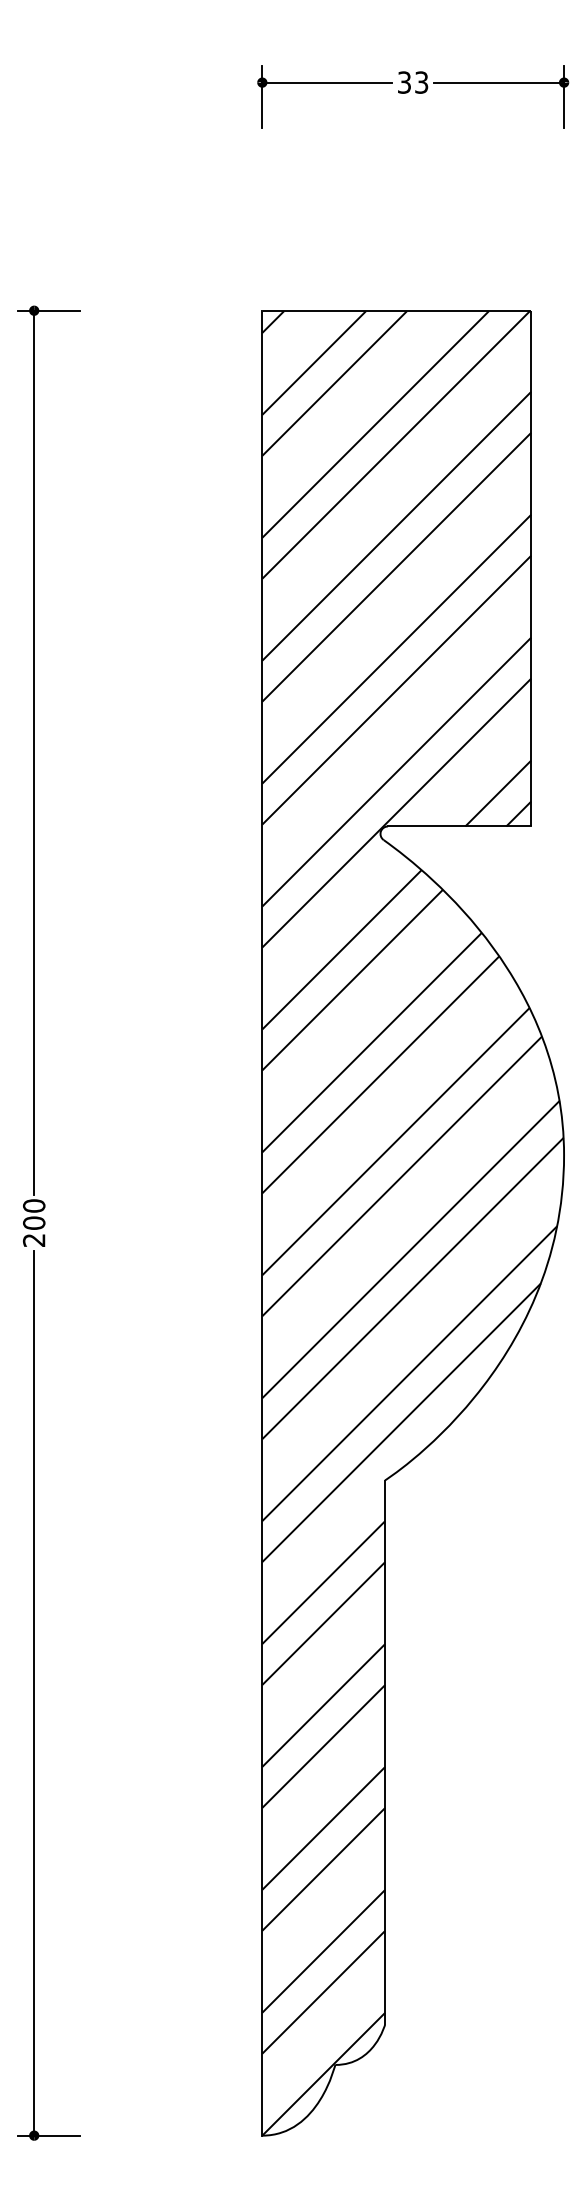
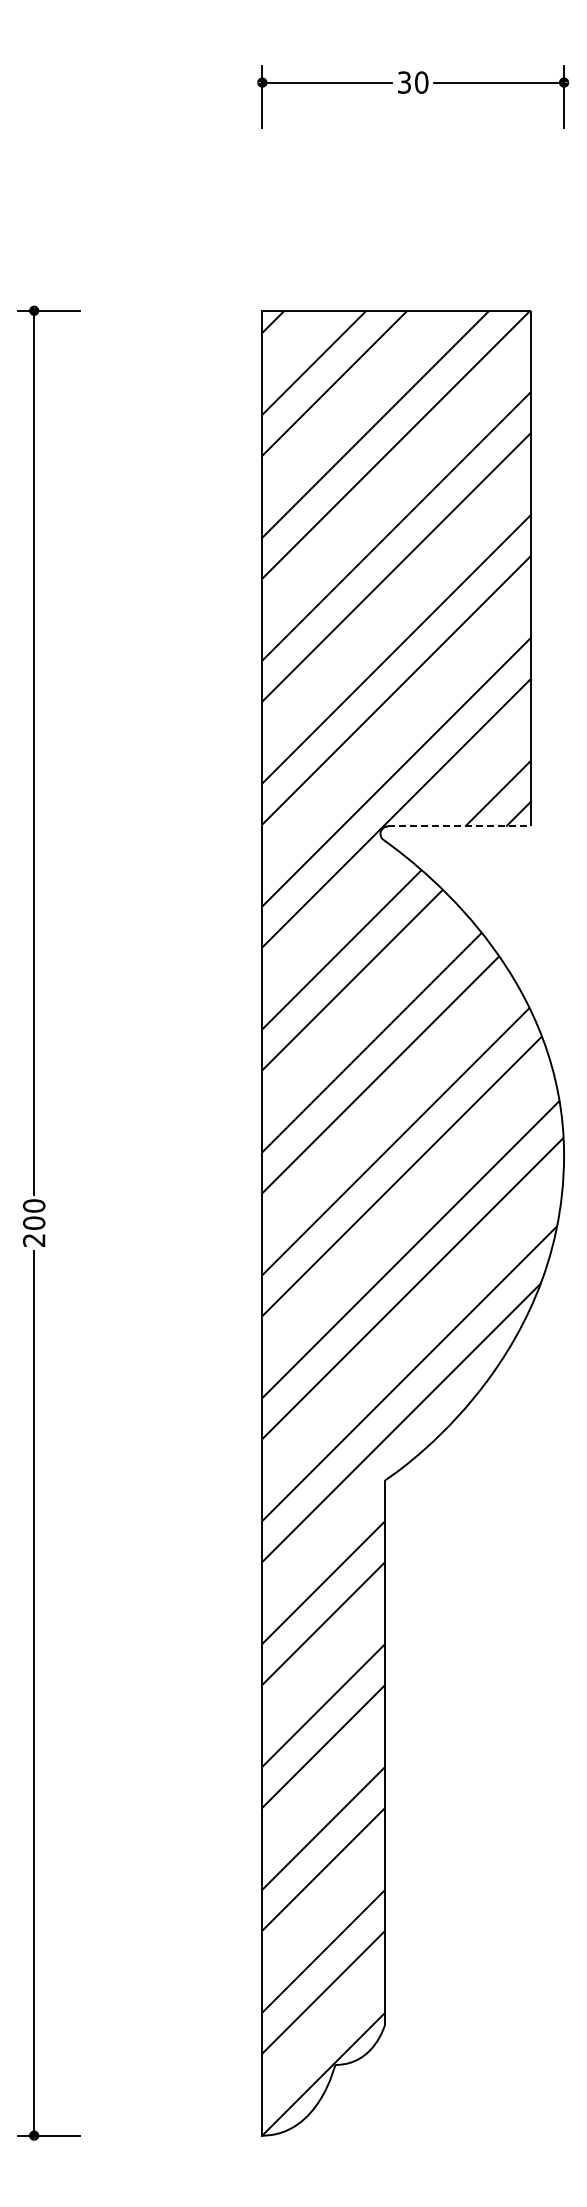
text: 33 -> 30 (421, 82)
line: solid -> dashed (459, 826)
